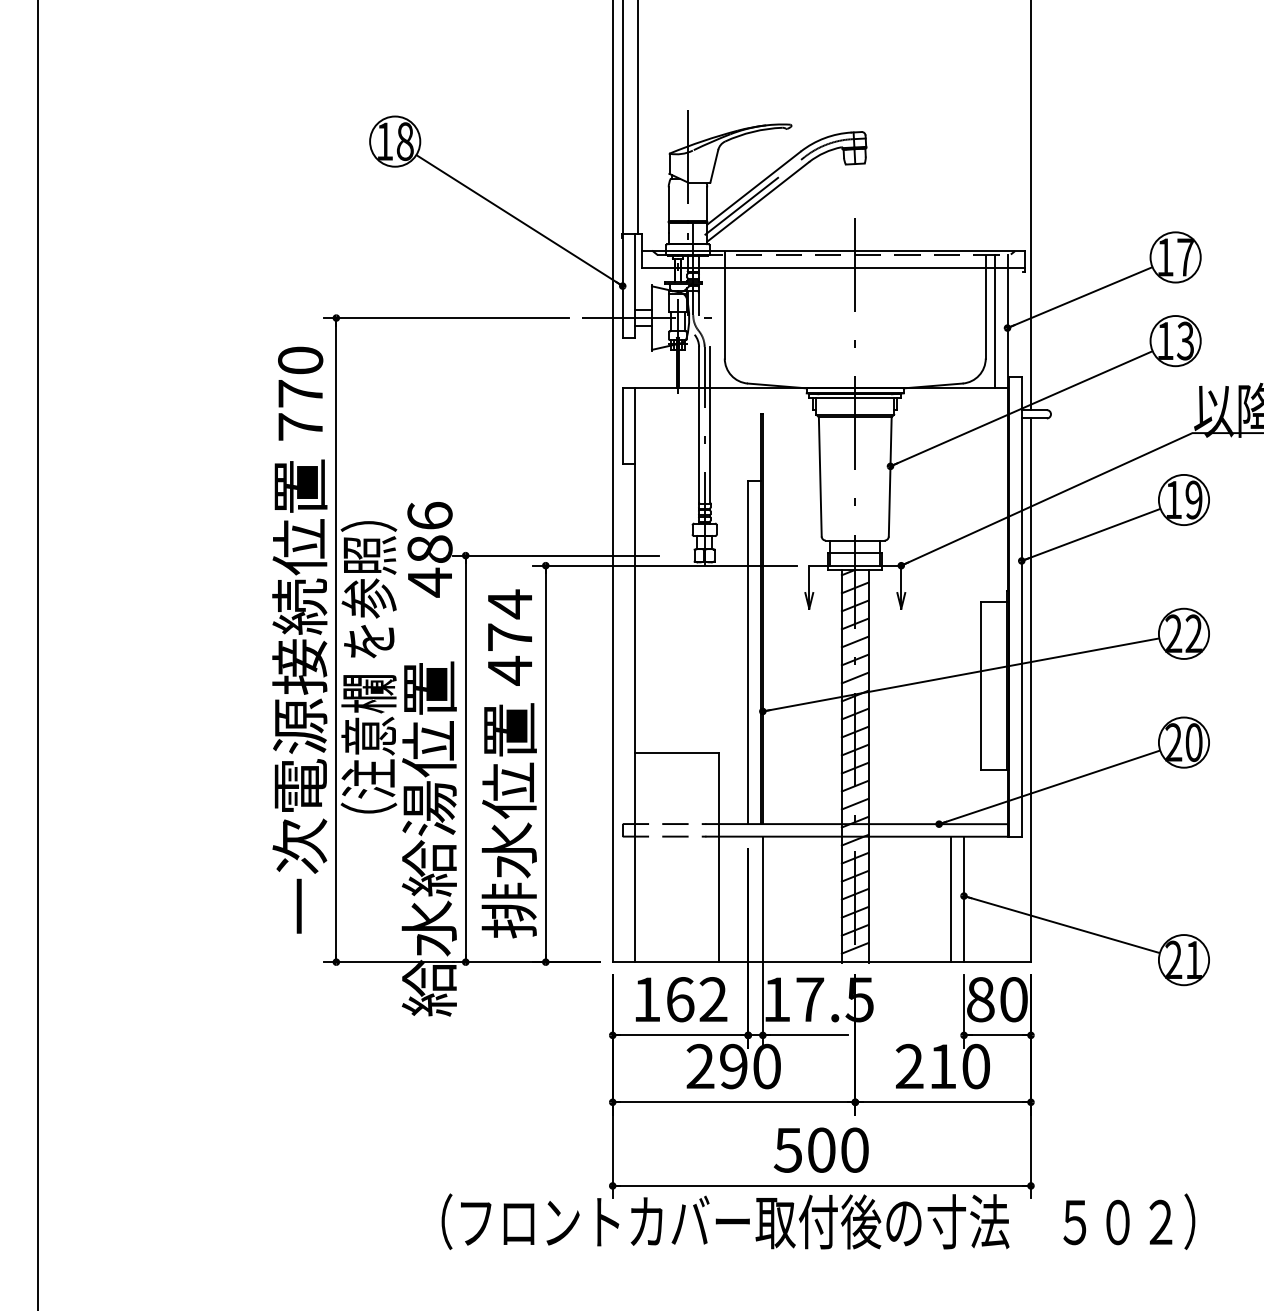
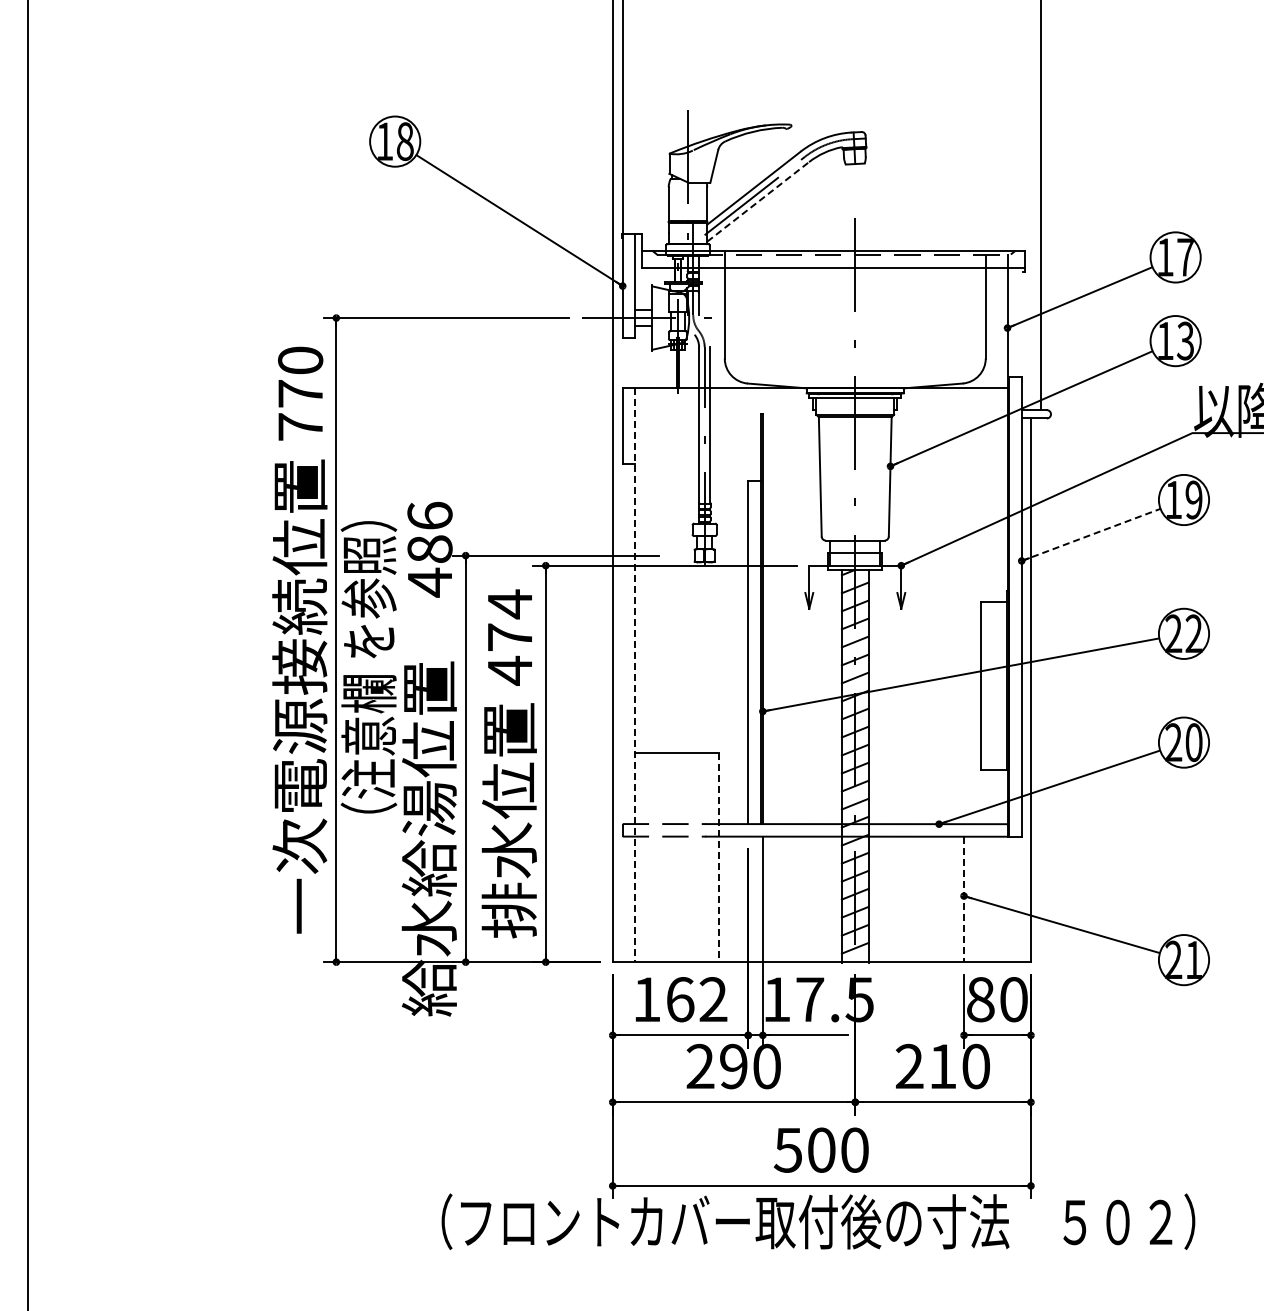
line: present -> none (637, 118)
line: solid -> dashed (758, 201)
line position: (1030, 206) -> (1040, 206) (1040, 206)
line: present -> none (994, 321)
line: solid -> dashed (1091, 534)
line position: (37, 654) -> (27, 654) (27, 654)
line: solid -> dashed (635, 675)
line: solid -> dashed (718, 857)
line: present -> none (951, 899)
line: solid -> dashed (964, 899)
